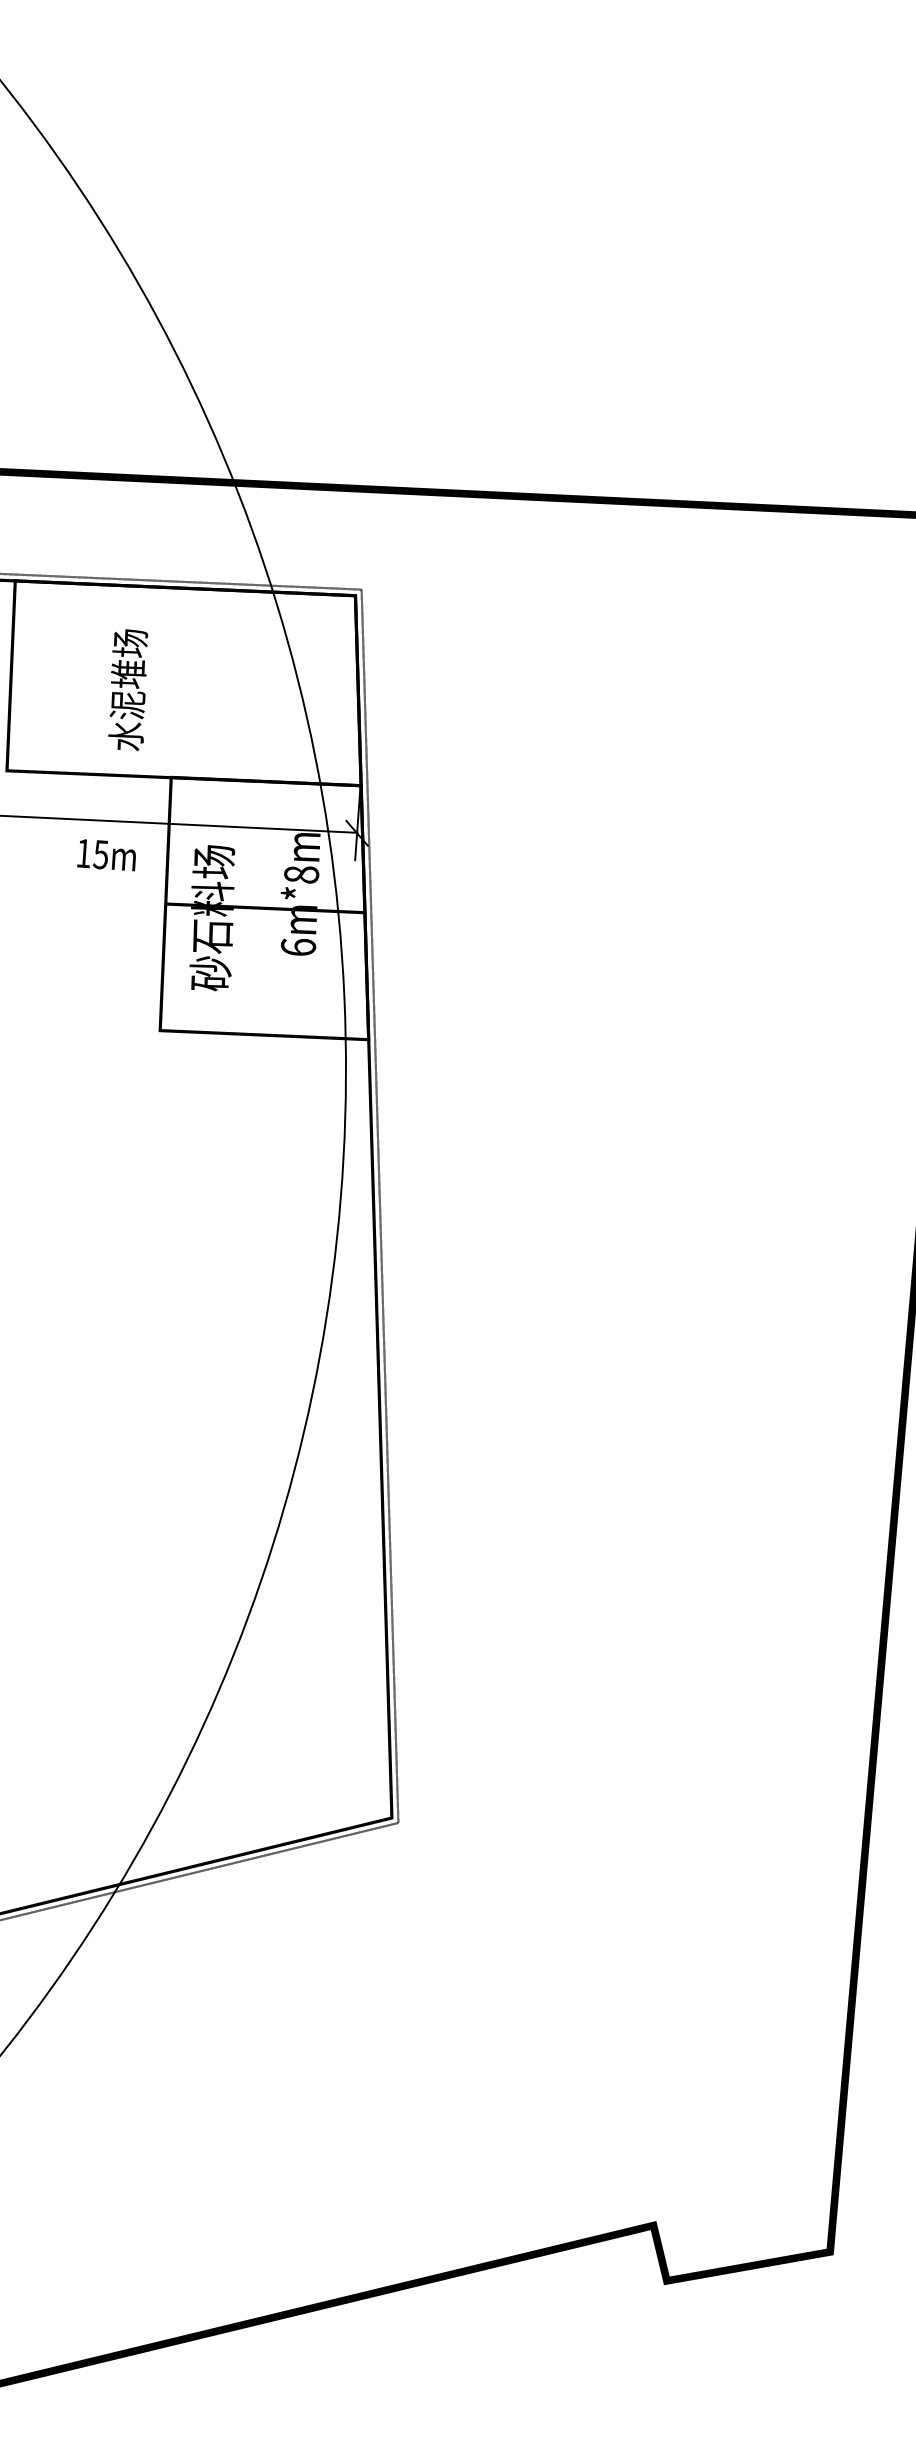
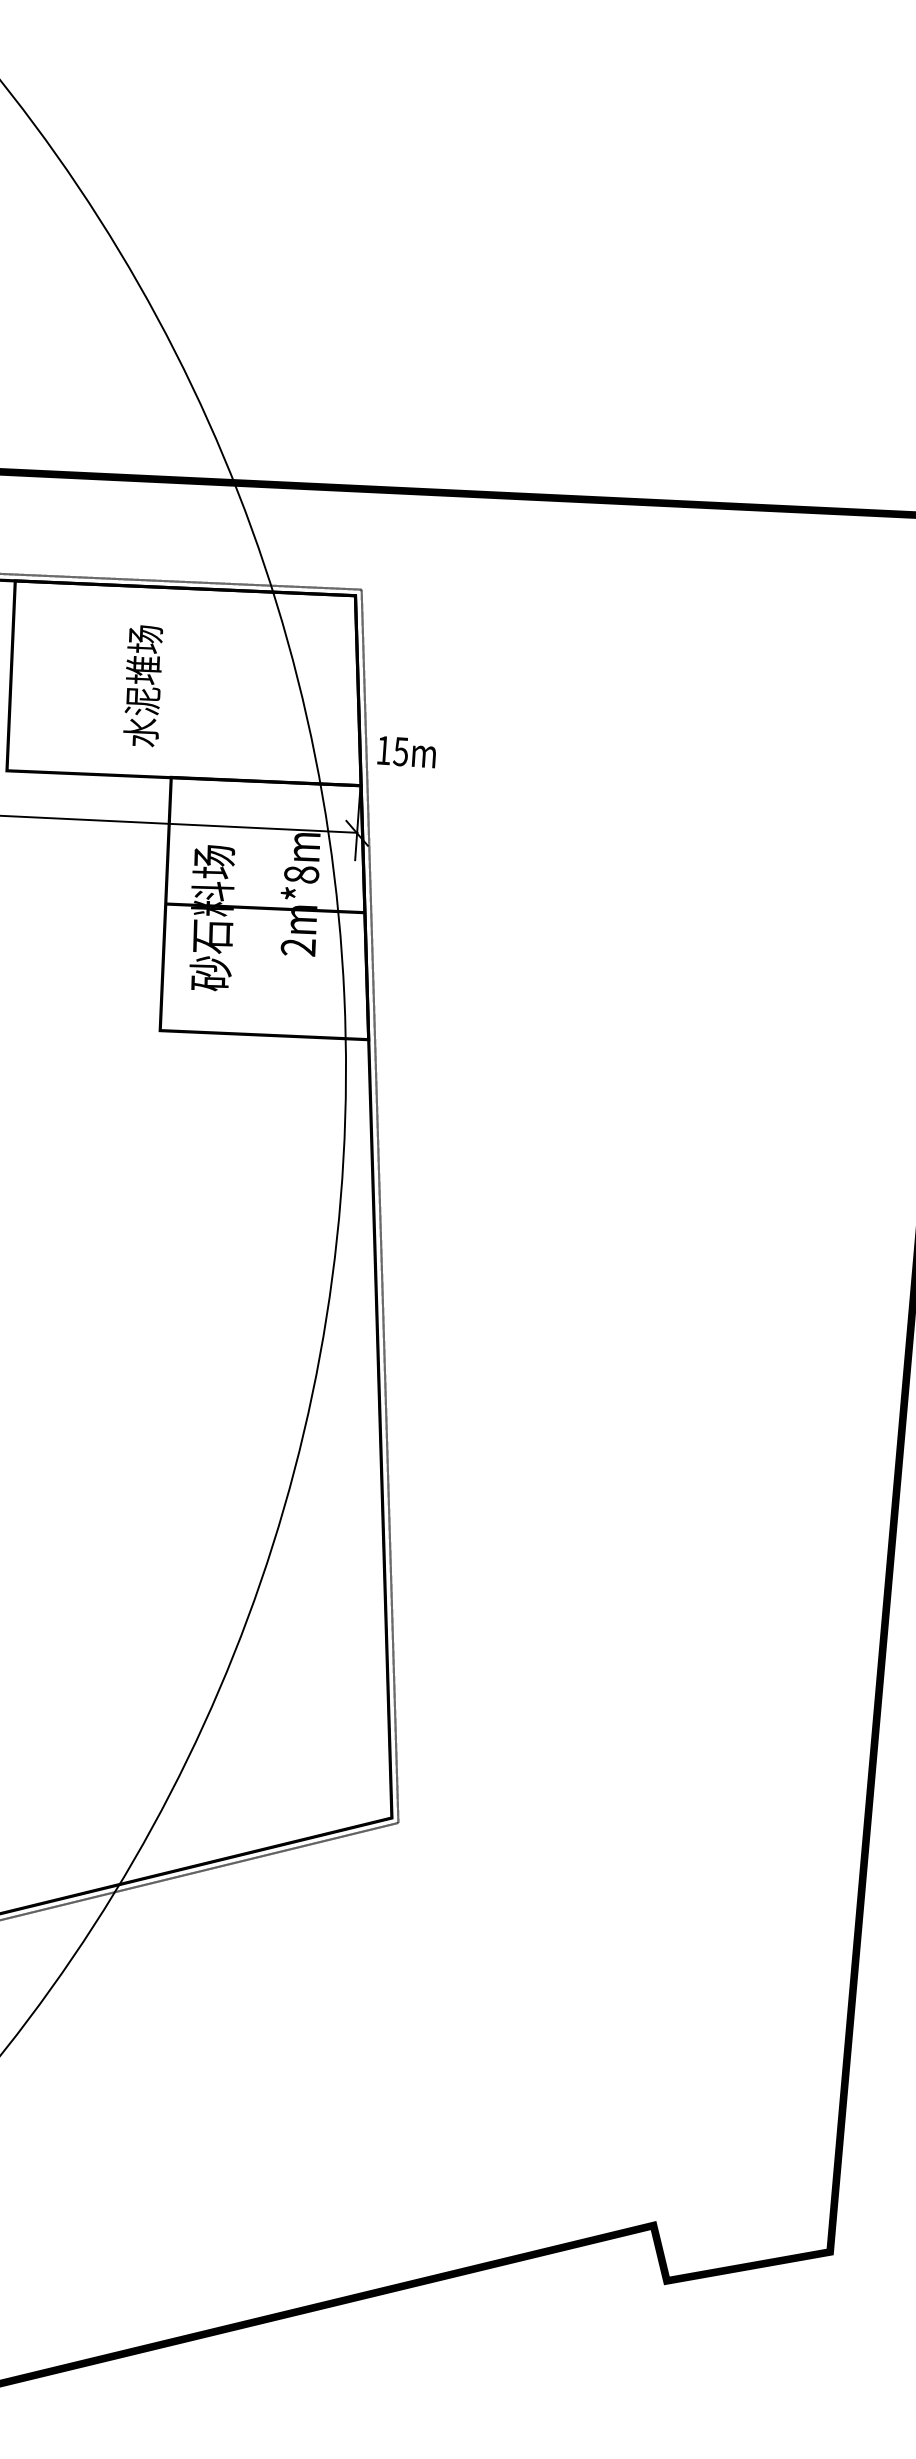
text position: (127, 690) -> (142, 686) (142, 686)
text position: (106, 855) -> (406, 752) (406, 752)
text: 6m*8m -> 2m*8m (298, 947)
